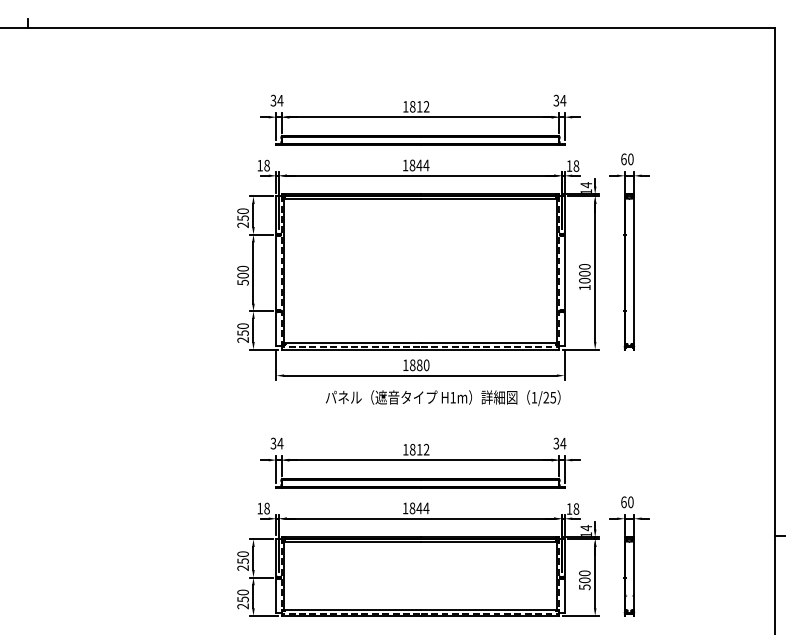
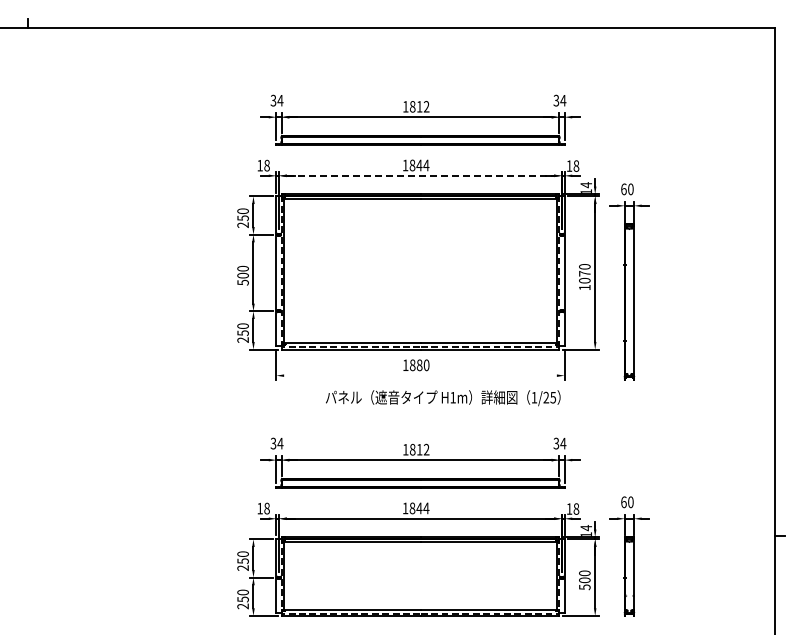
line: solid -> dashed (420, 175)
part position: (629, 251) -> (629, 281) (629, 281)
text: 1000 -> 1070 (584, 273)
line: present -> none (420, 375)
